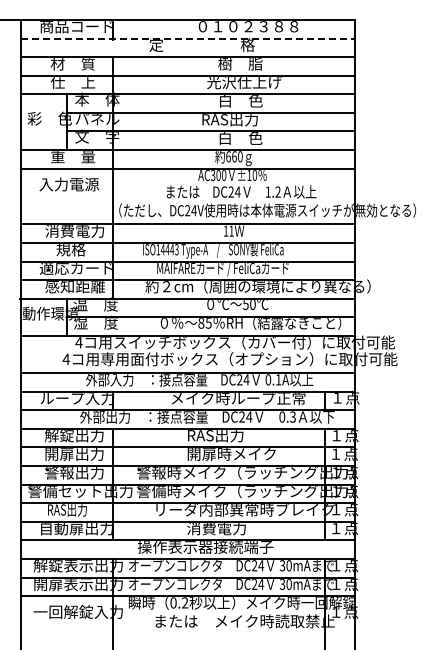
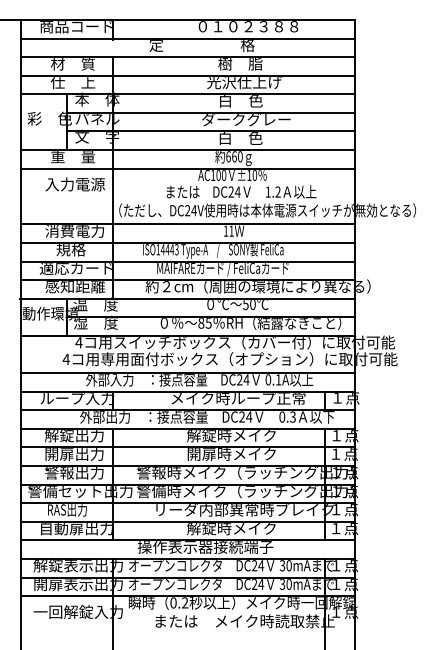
line: dashed -> solid (188, 38)
text: RAS出力 -> ダークグレー (246, 120)
text: AC300 -> AC100 (212, 175)
text position: (68, 184) -> (74, 184) (74, 184)
text: RAS出力 -> 解錠時メイク (231, 436)
text: 消費電力 -> 解錠時メイク (231, 529)
